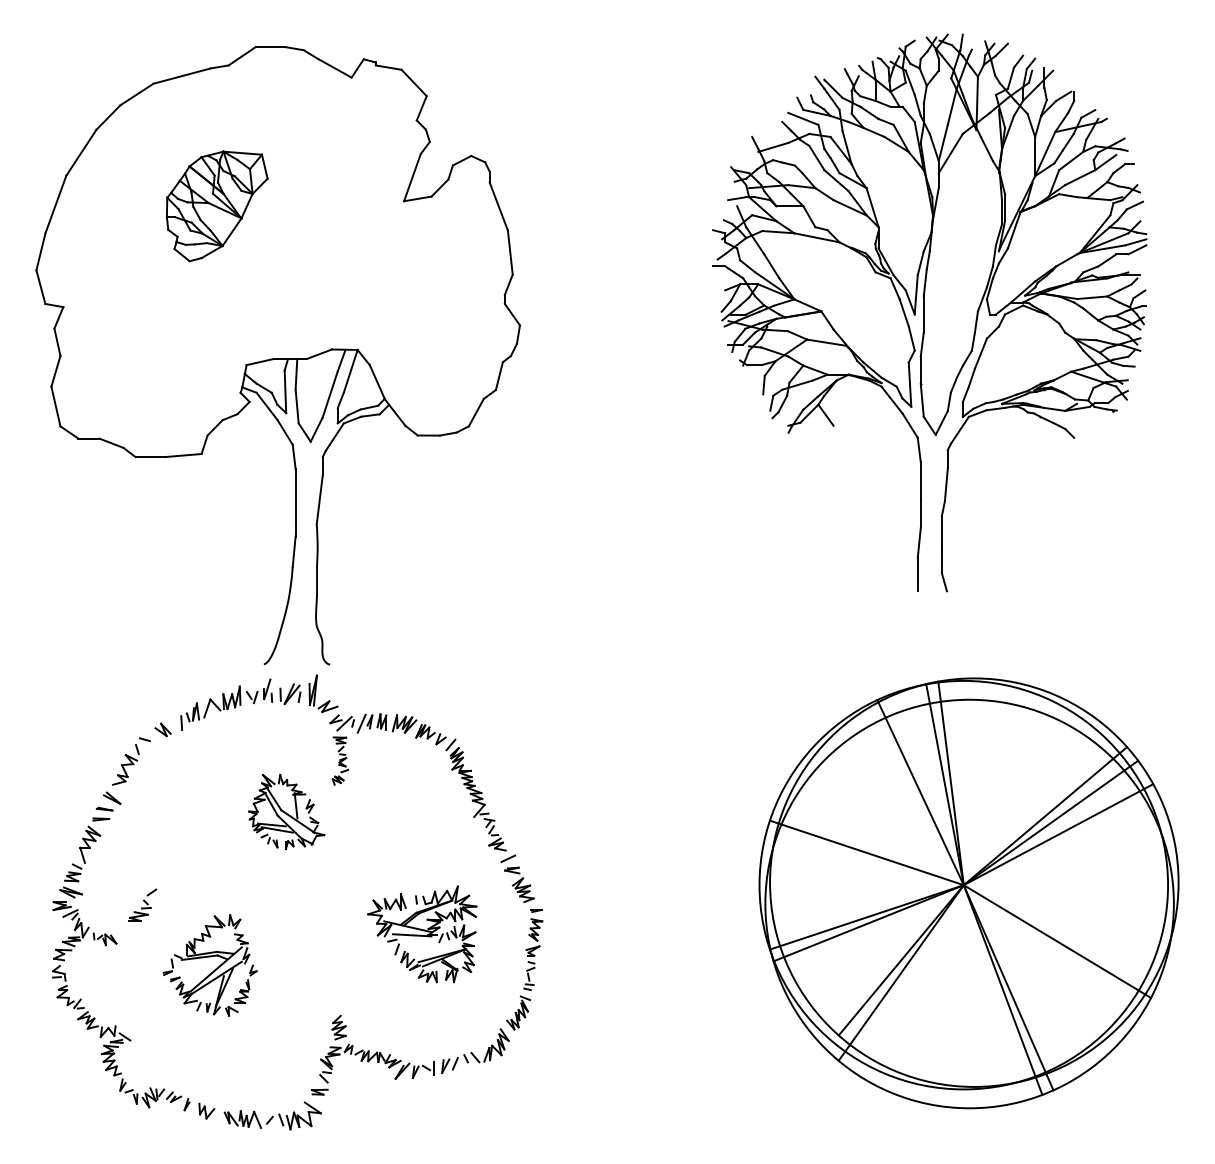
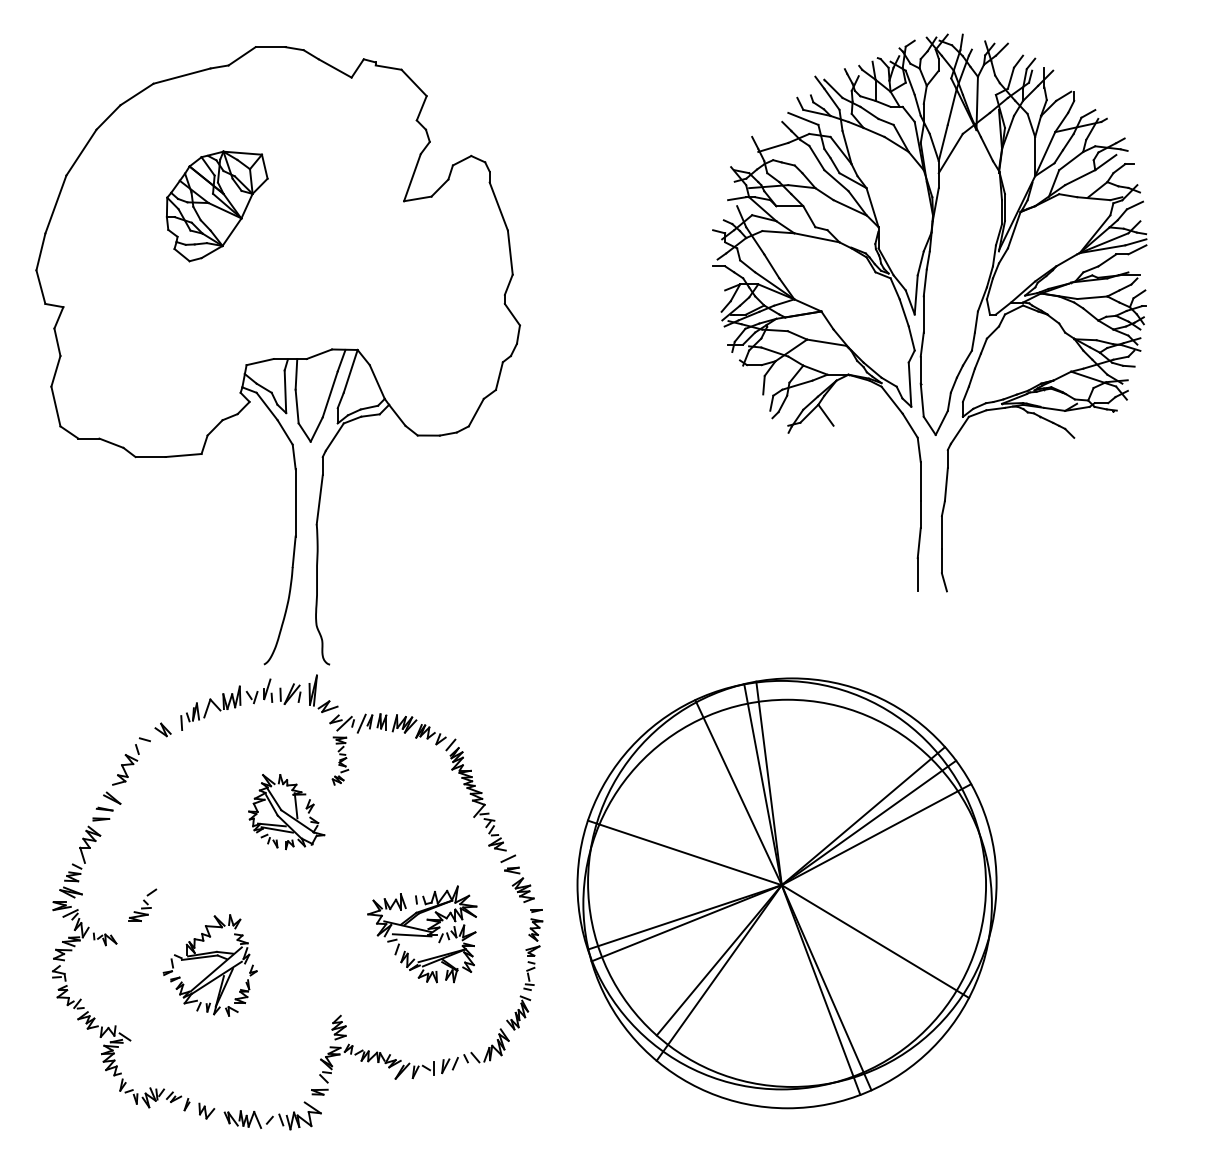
part position: (968, 893) -> (786, 893) (786, 893)
